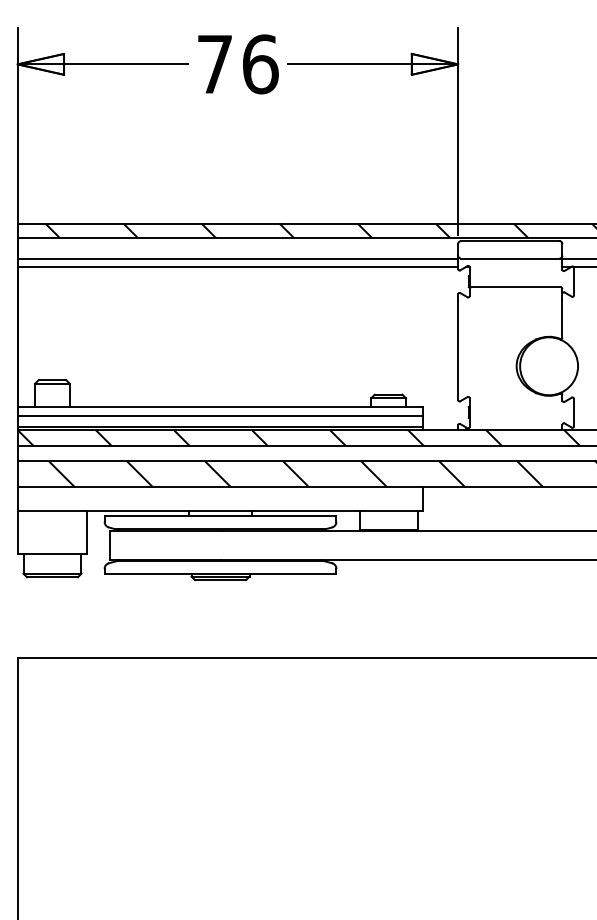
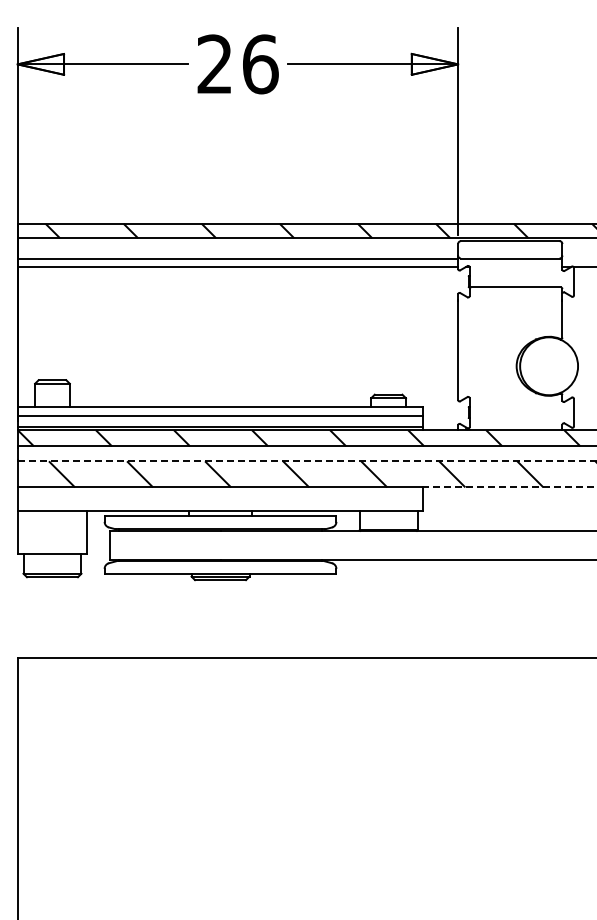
text: 76 -> 26 (214, 63)
line: present -> none (577, 258)
line: solid -> dashed (307, 461)
line: solid -> dashed (509, 487)
